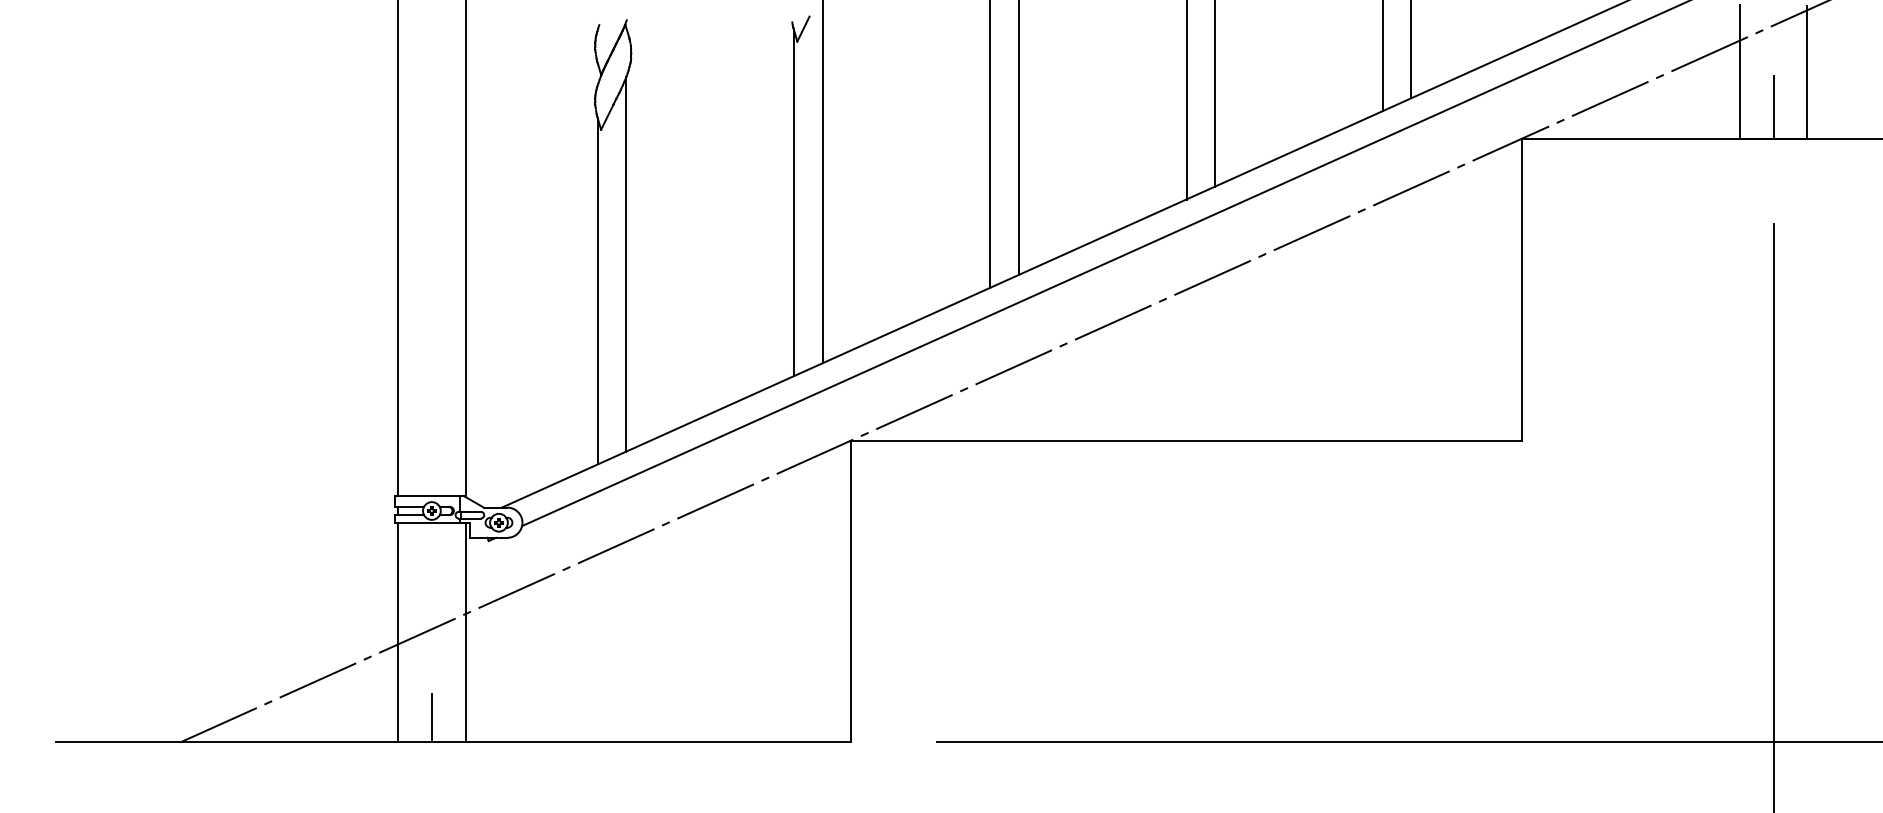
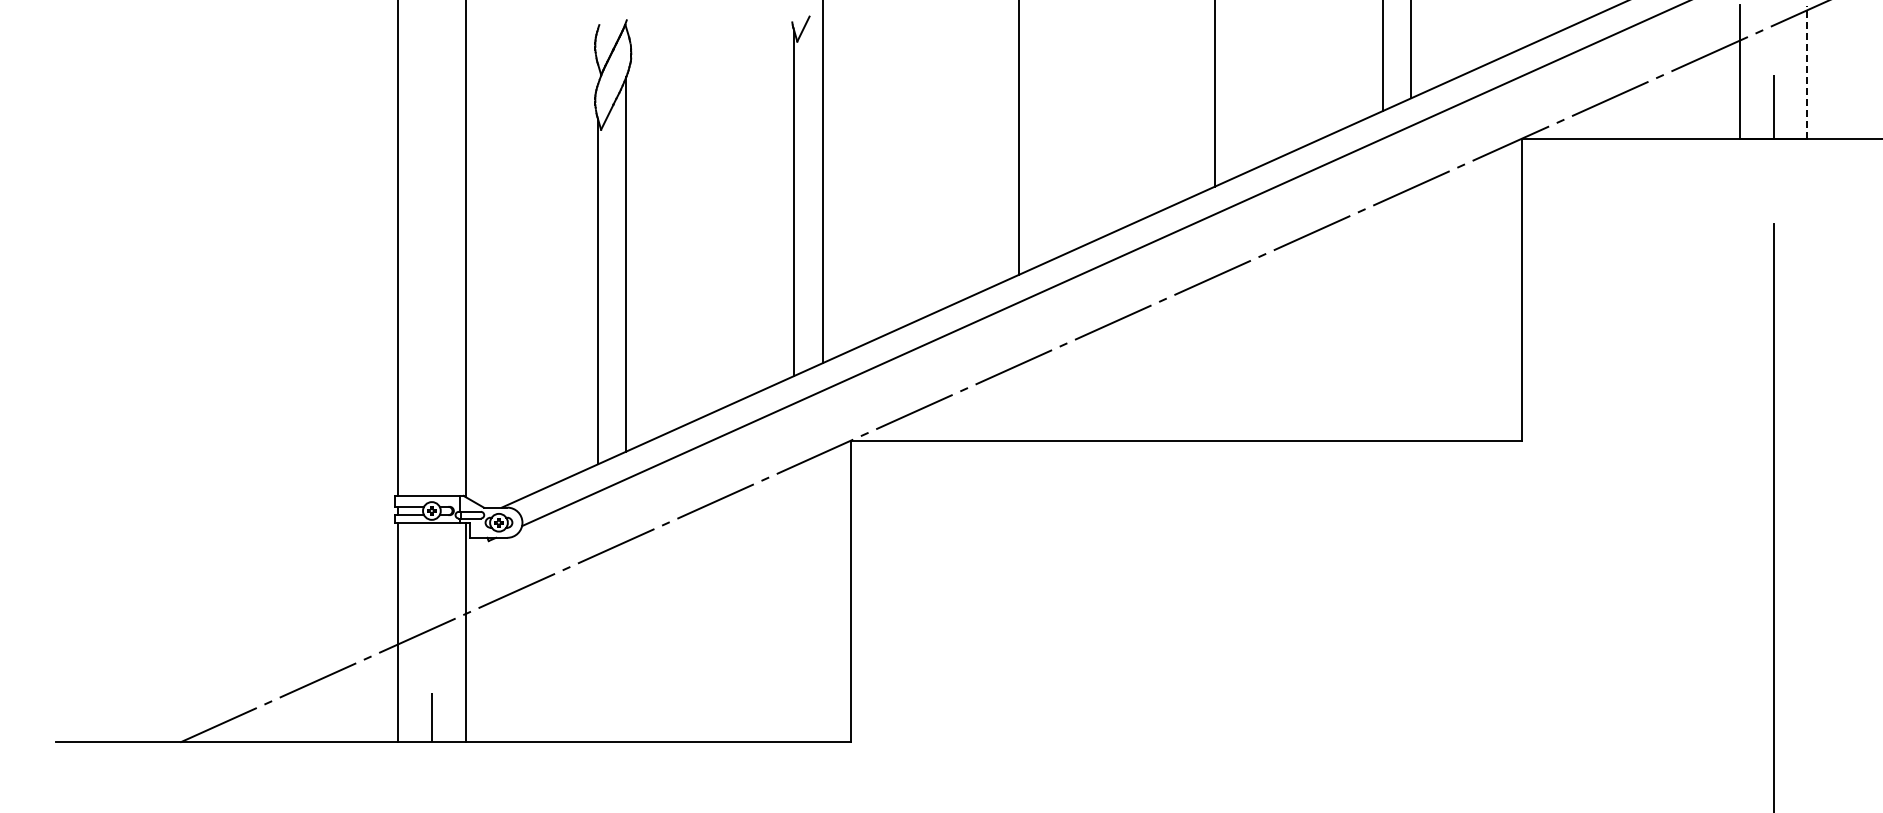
line: solid -> dashed (1807, 71)
line: present -> none (1186, 100)
line: present -> none (990, 144)
line: present -> none (1407, 742)
